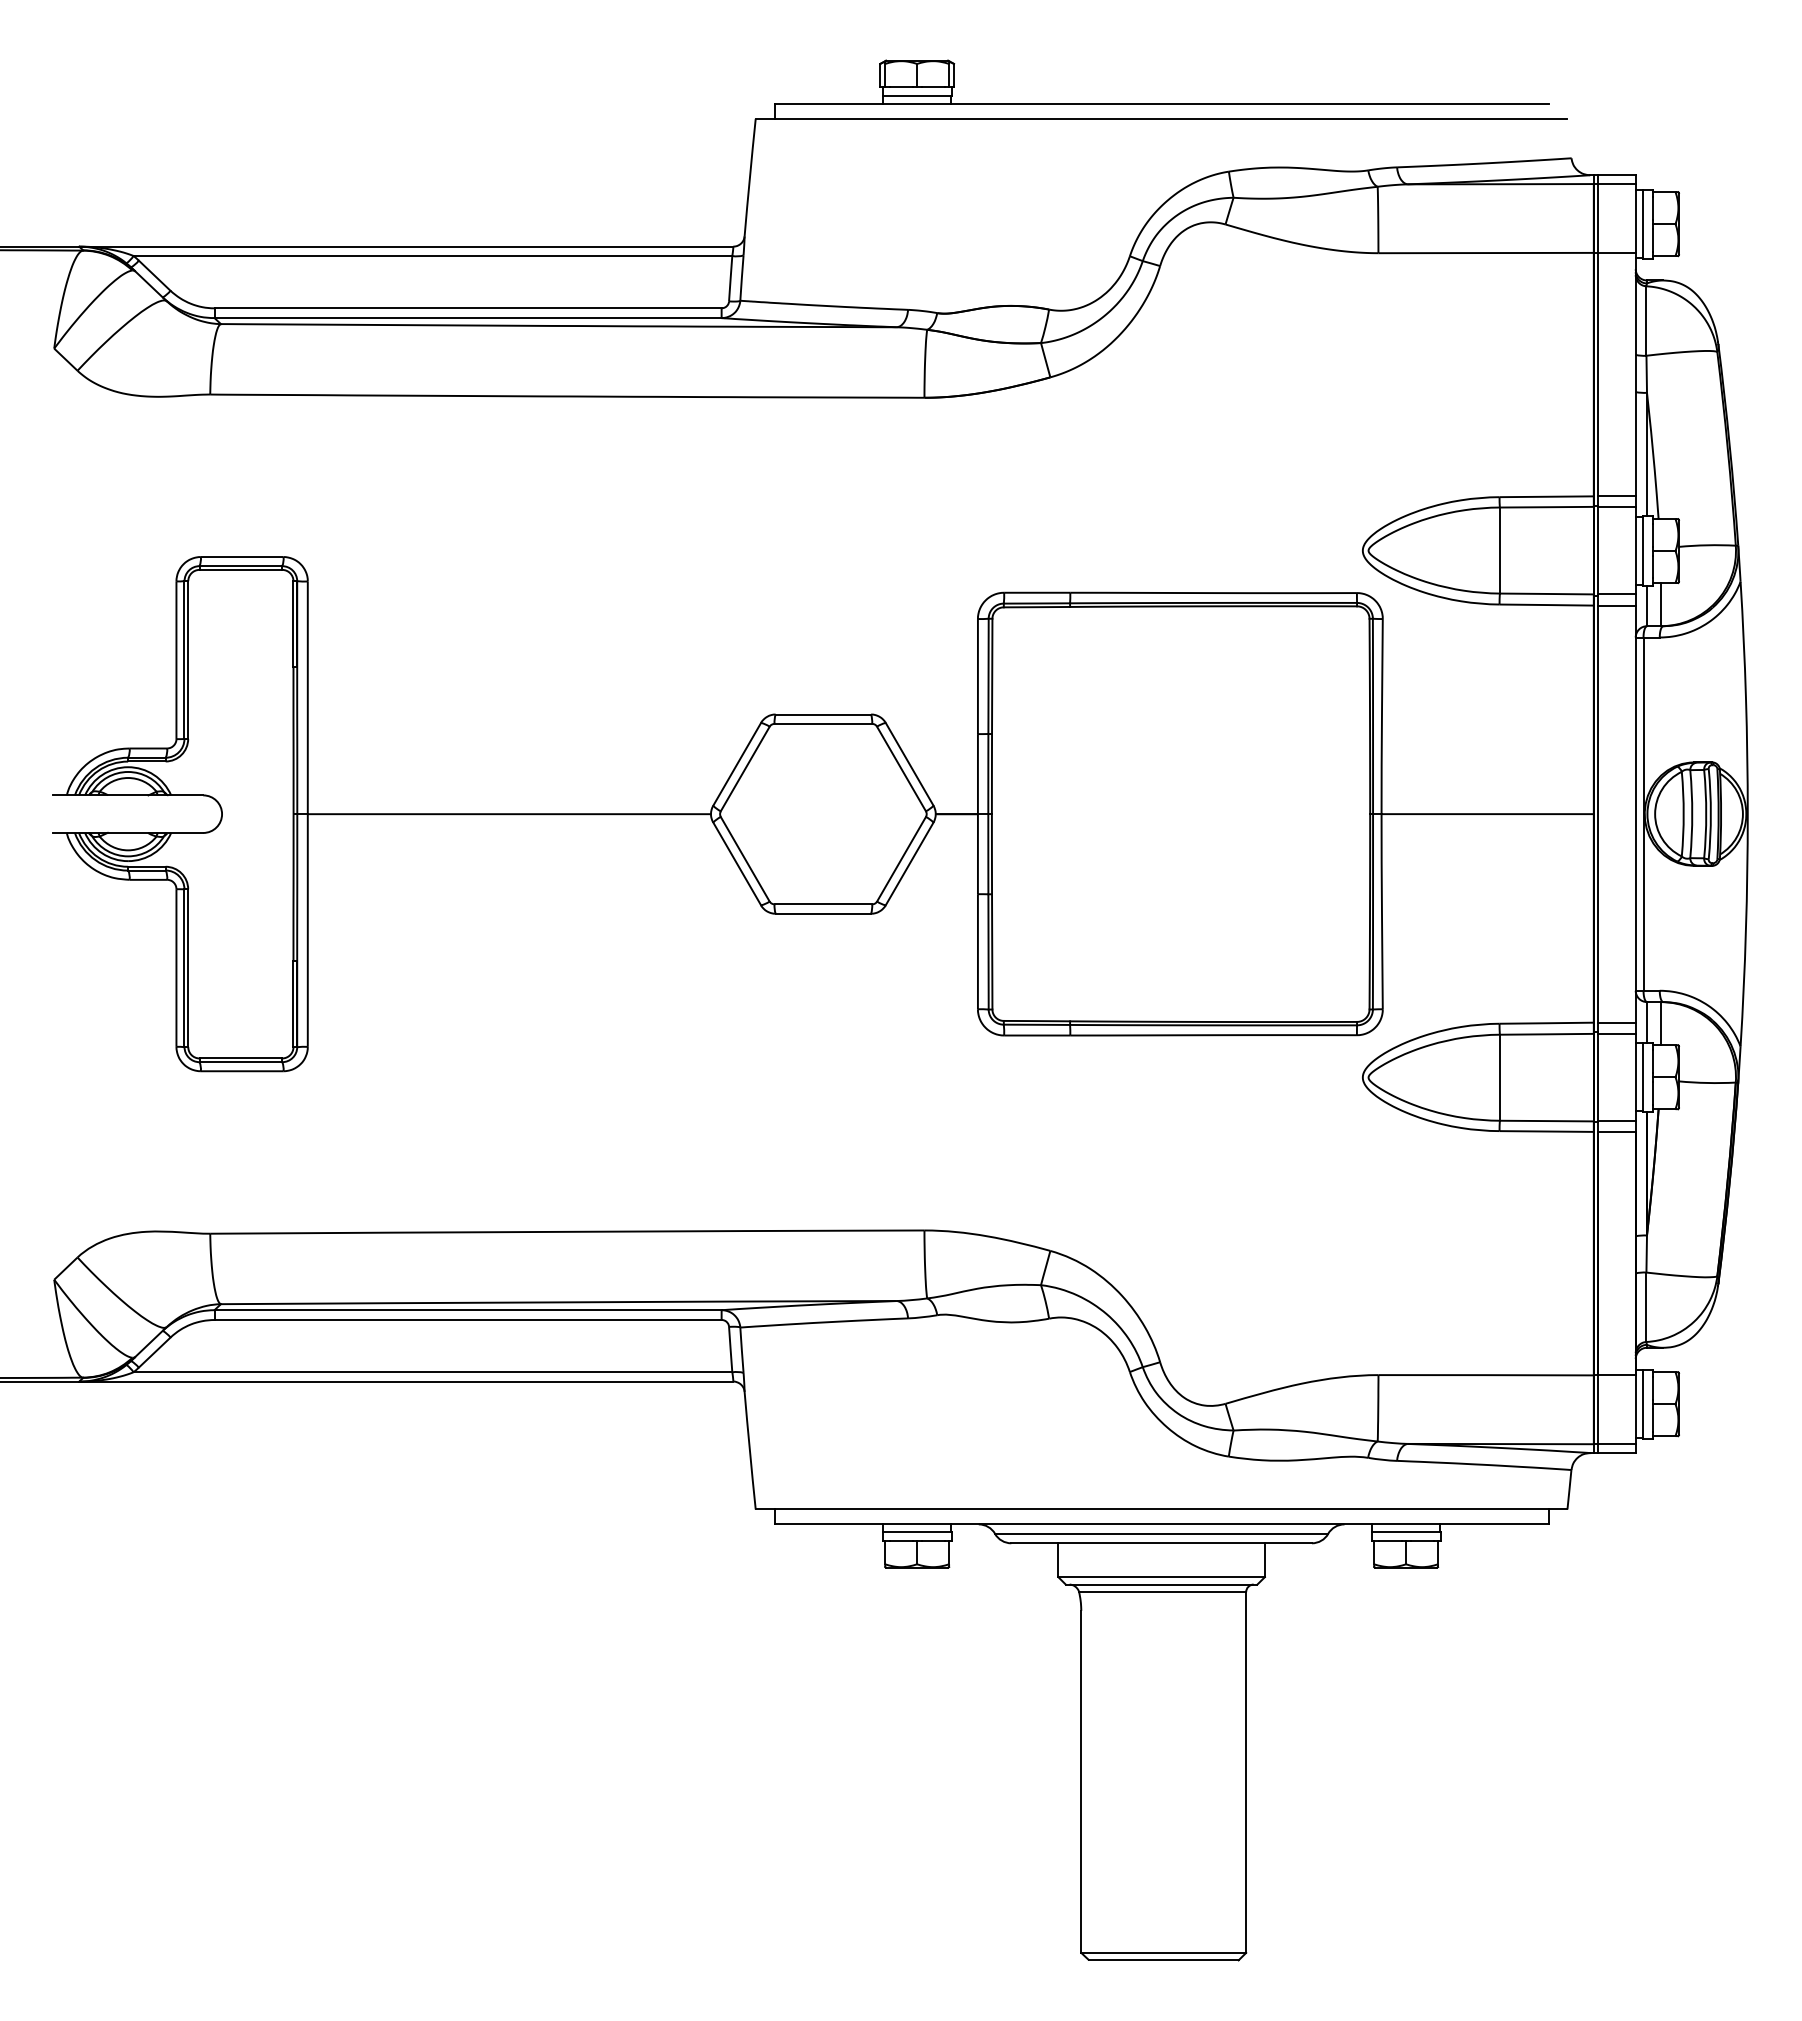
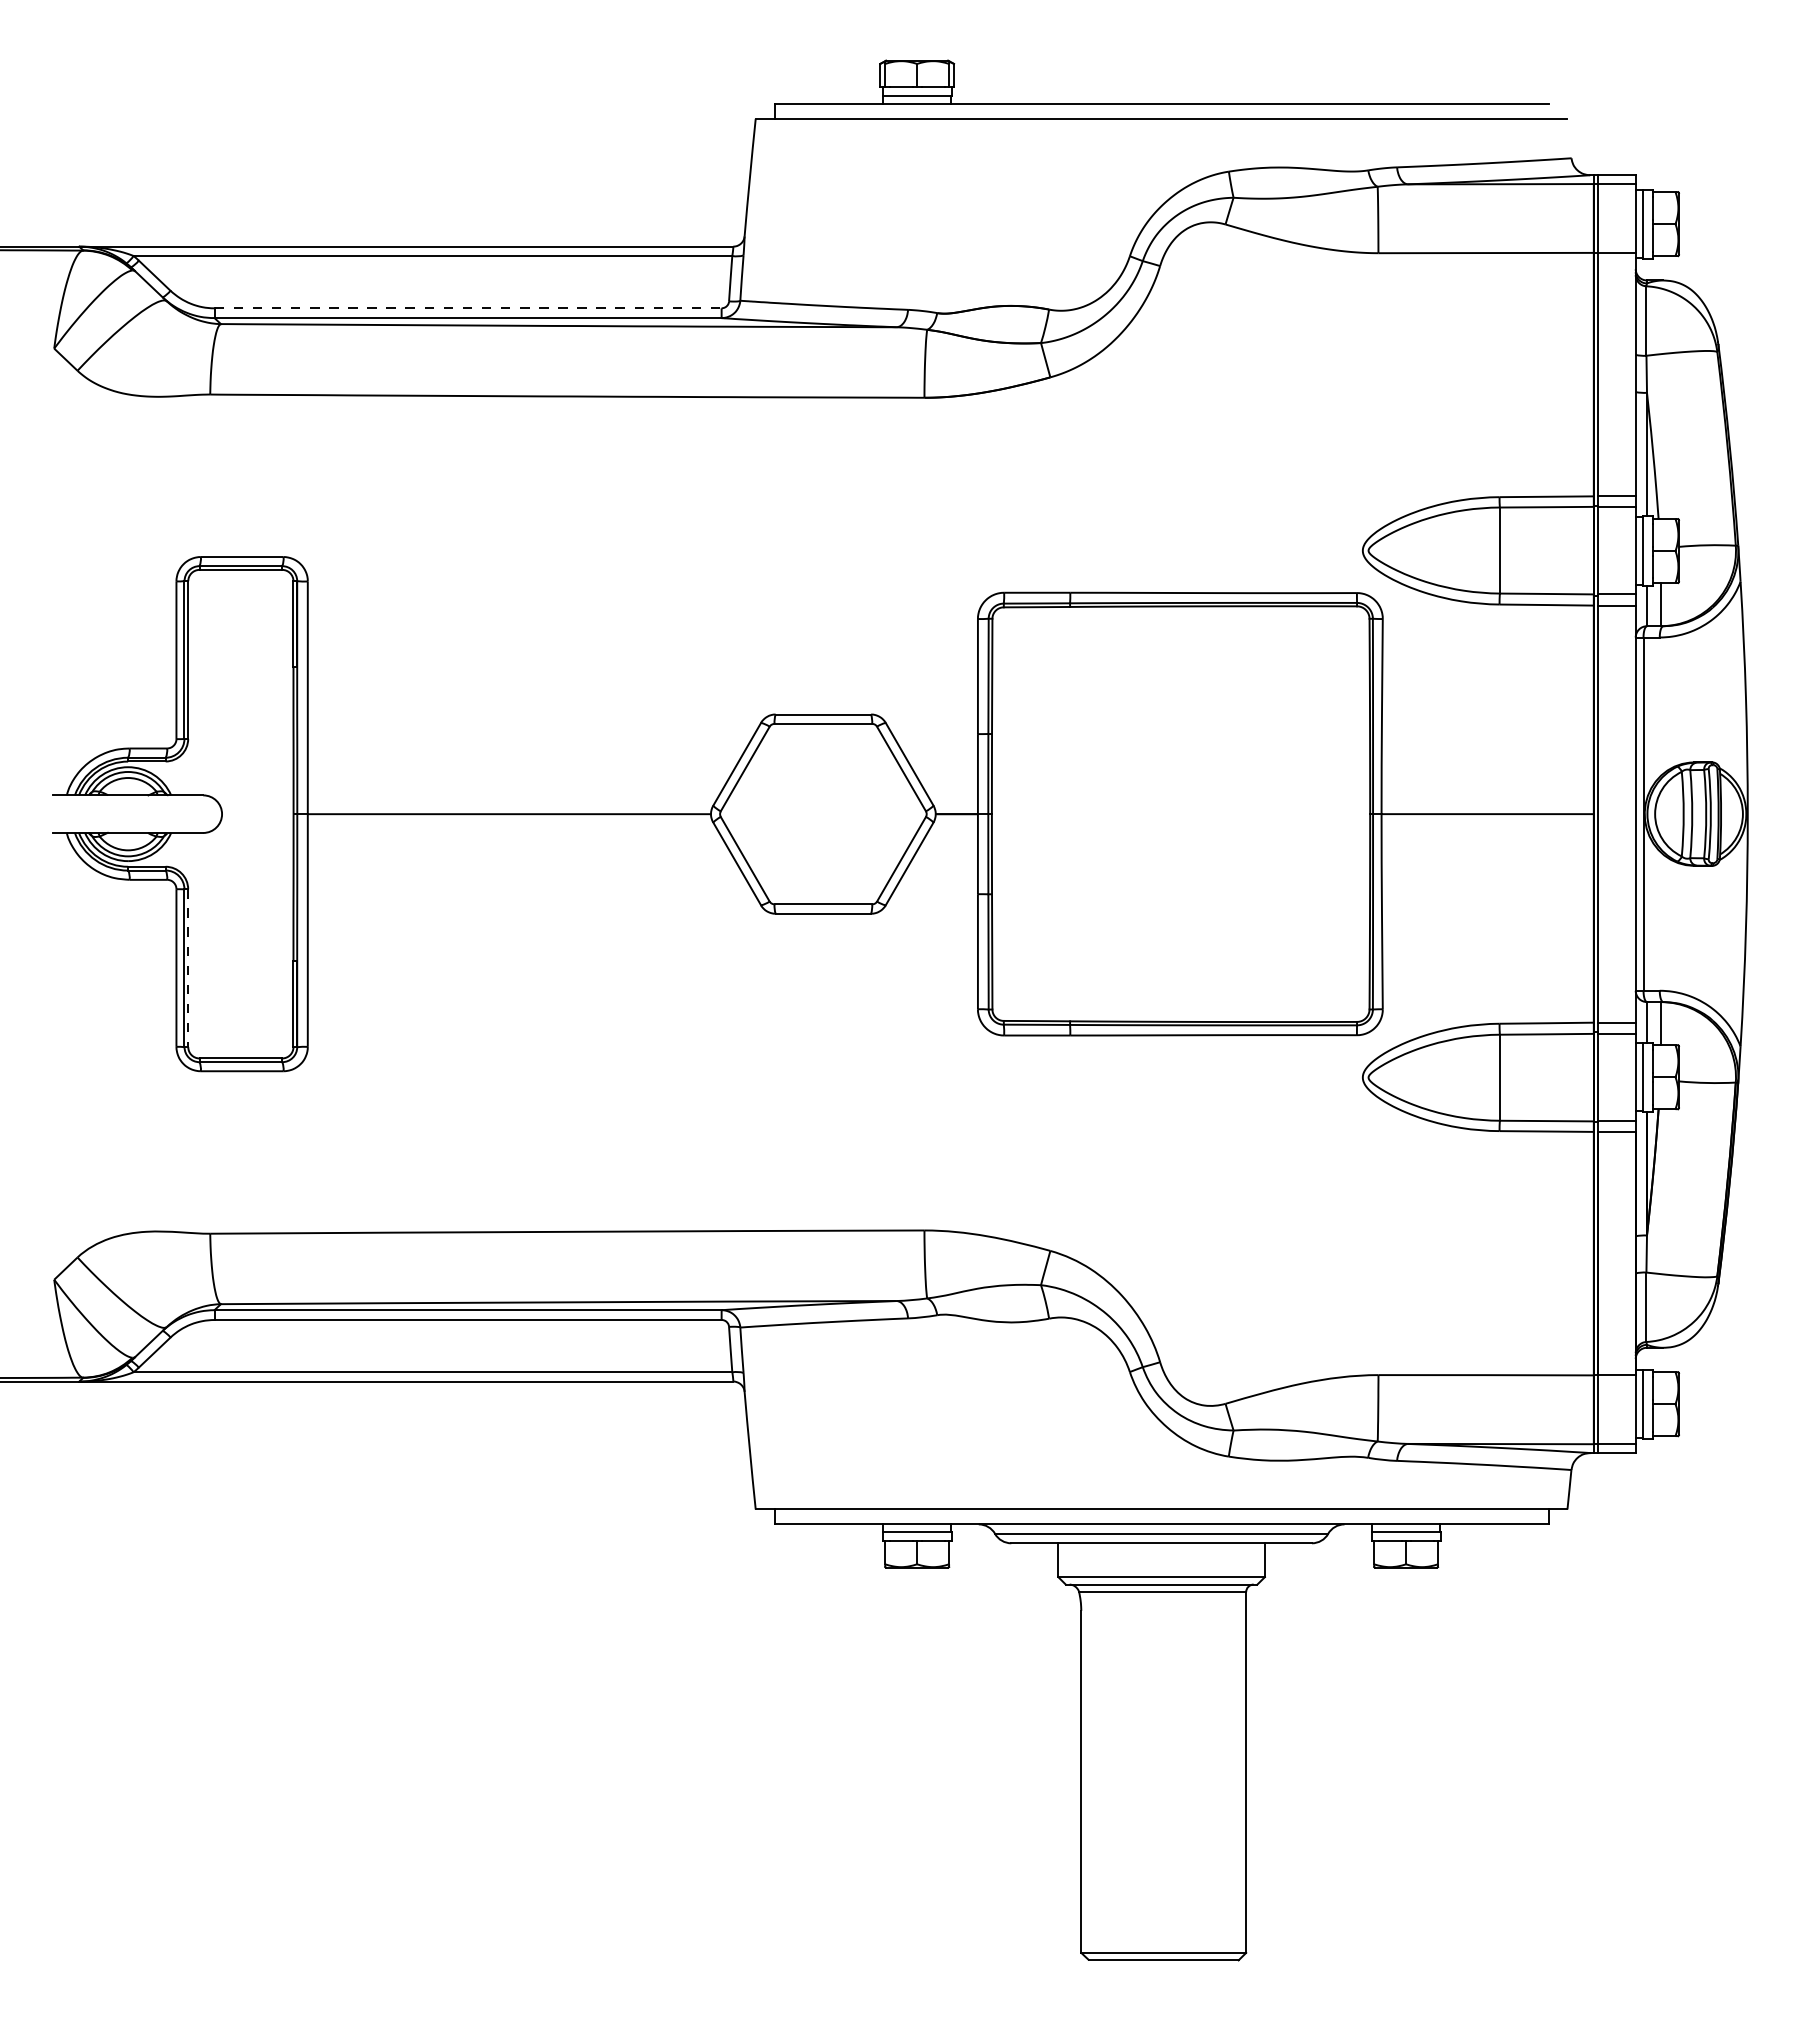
line: solid -> dashed (468, 308)
line: solid -> dashed (188, 968)
